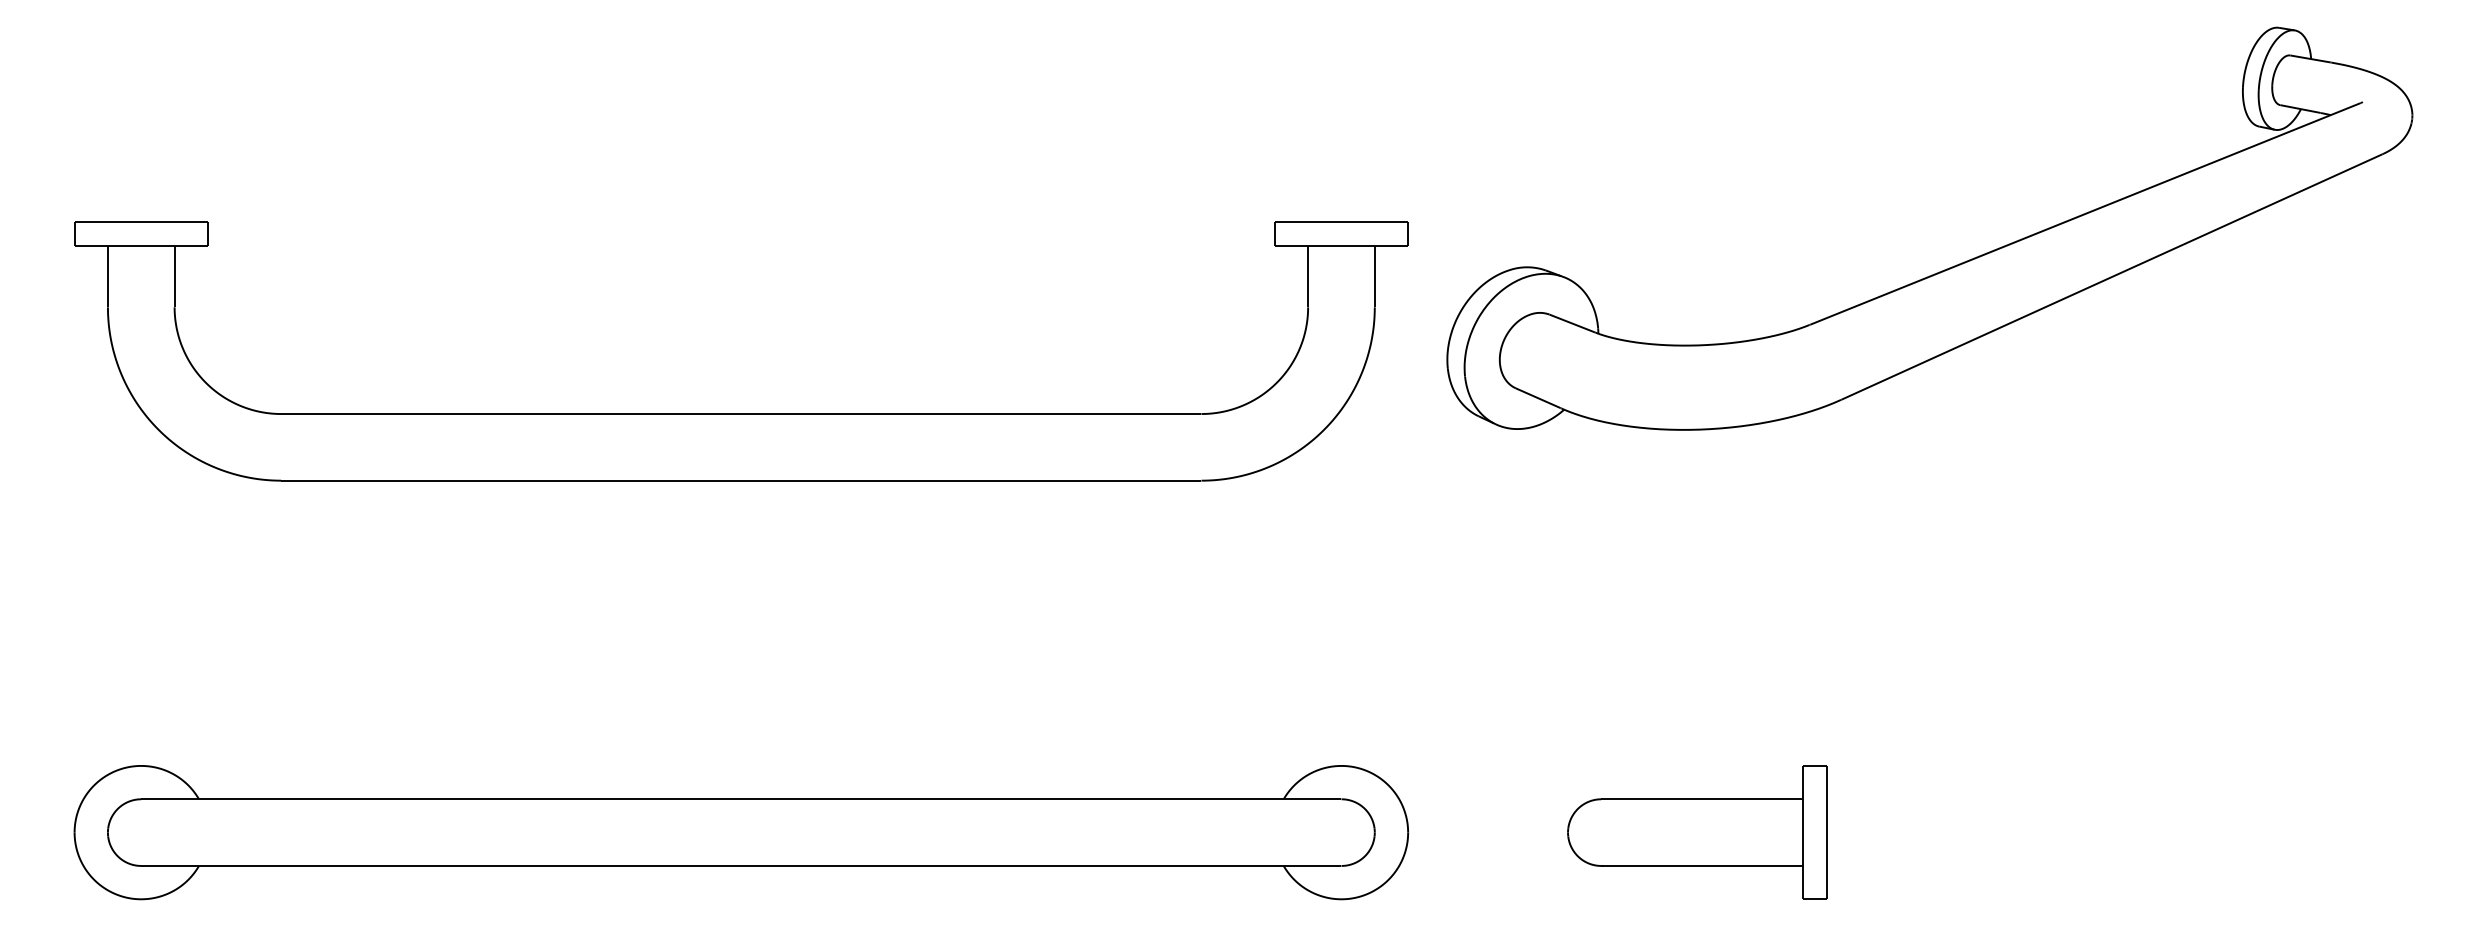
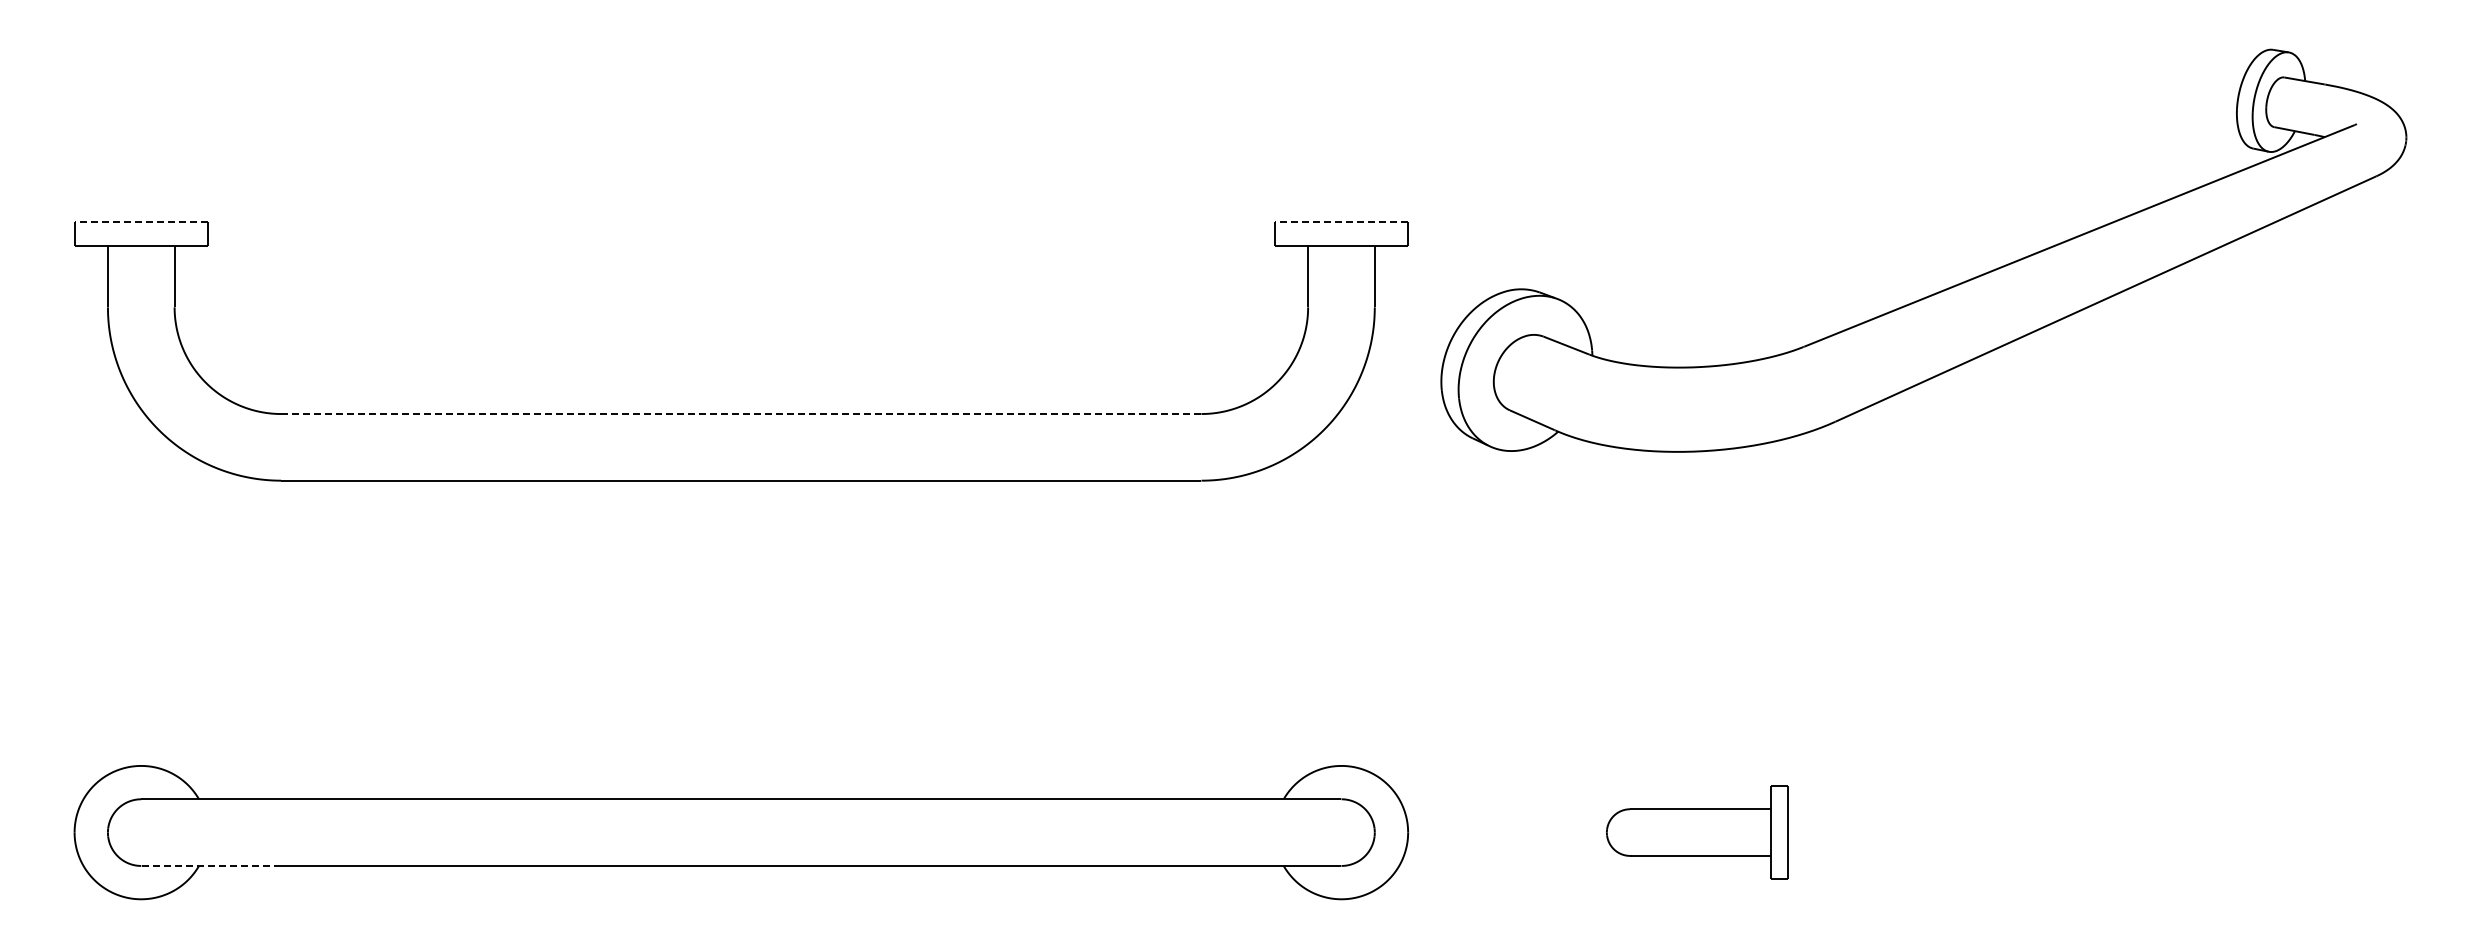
line: solid -> dashed (141, 221)
line: solid -> dashed (1341, 221)
part position: (1946, 268) -> (1940, 290) (1940, 290)
line: solid -> dashed (740, 414)
part size: 261x135 px -> 183x95 px (1697, 832)
line: solid -> dashed (210, 865)
